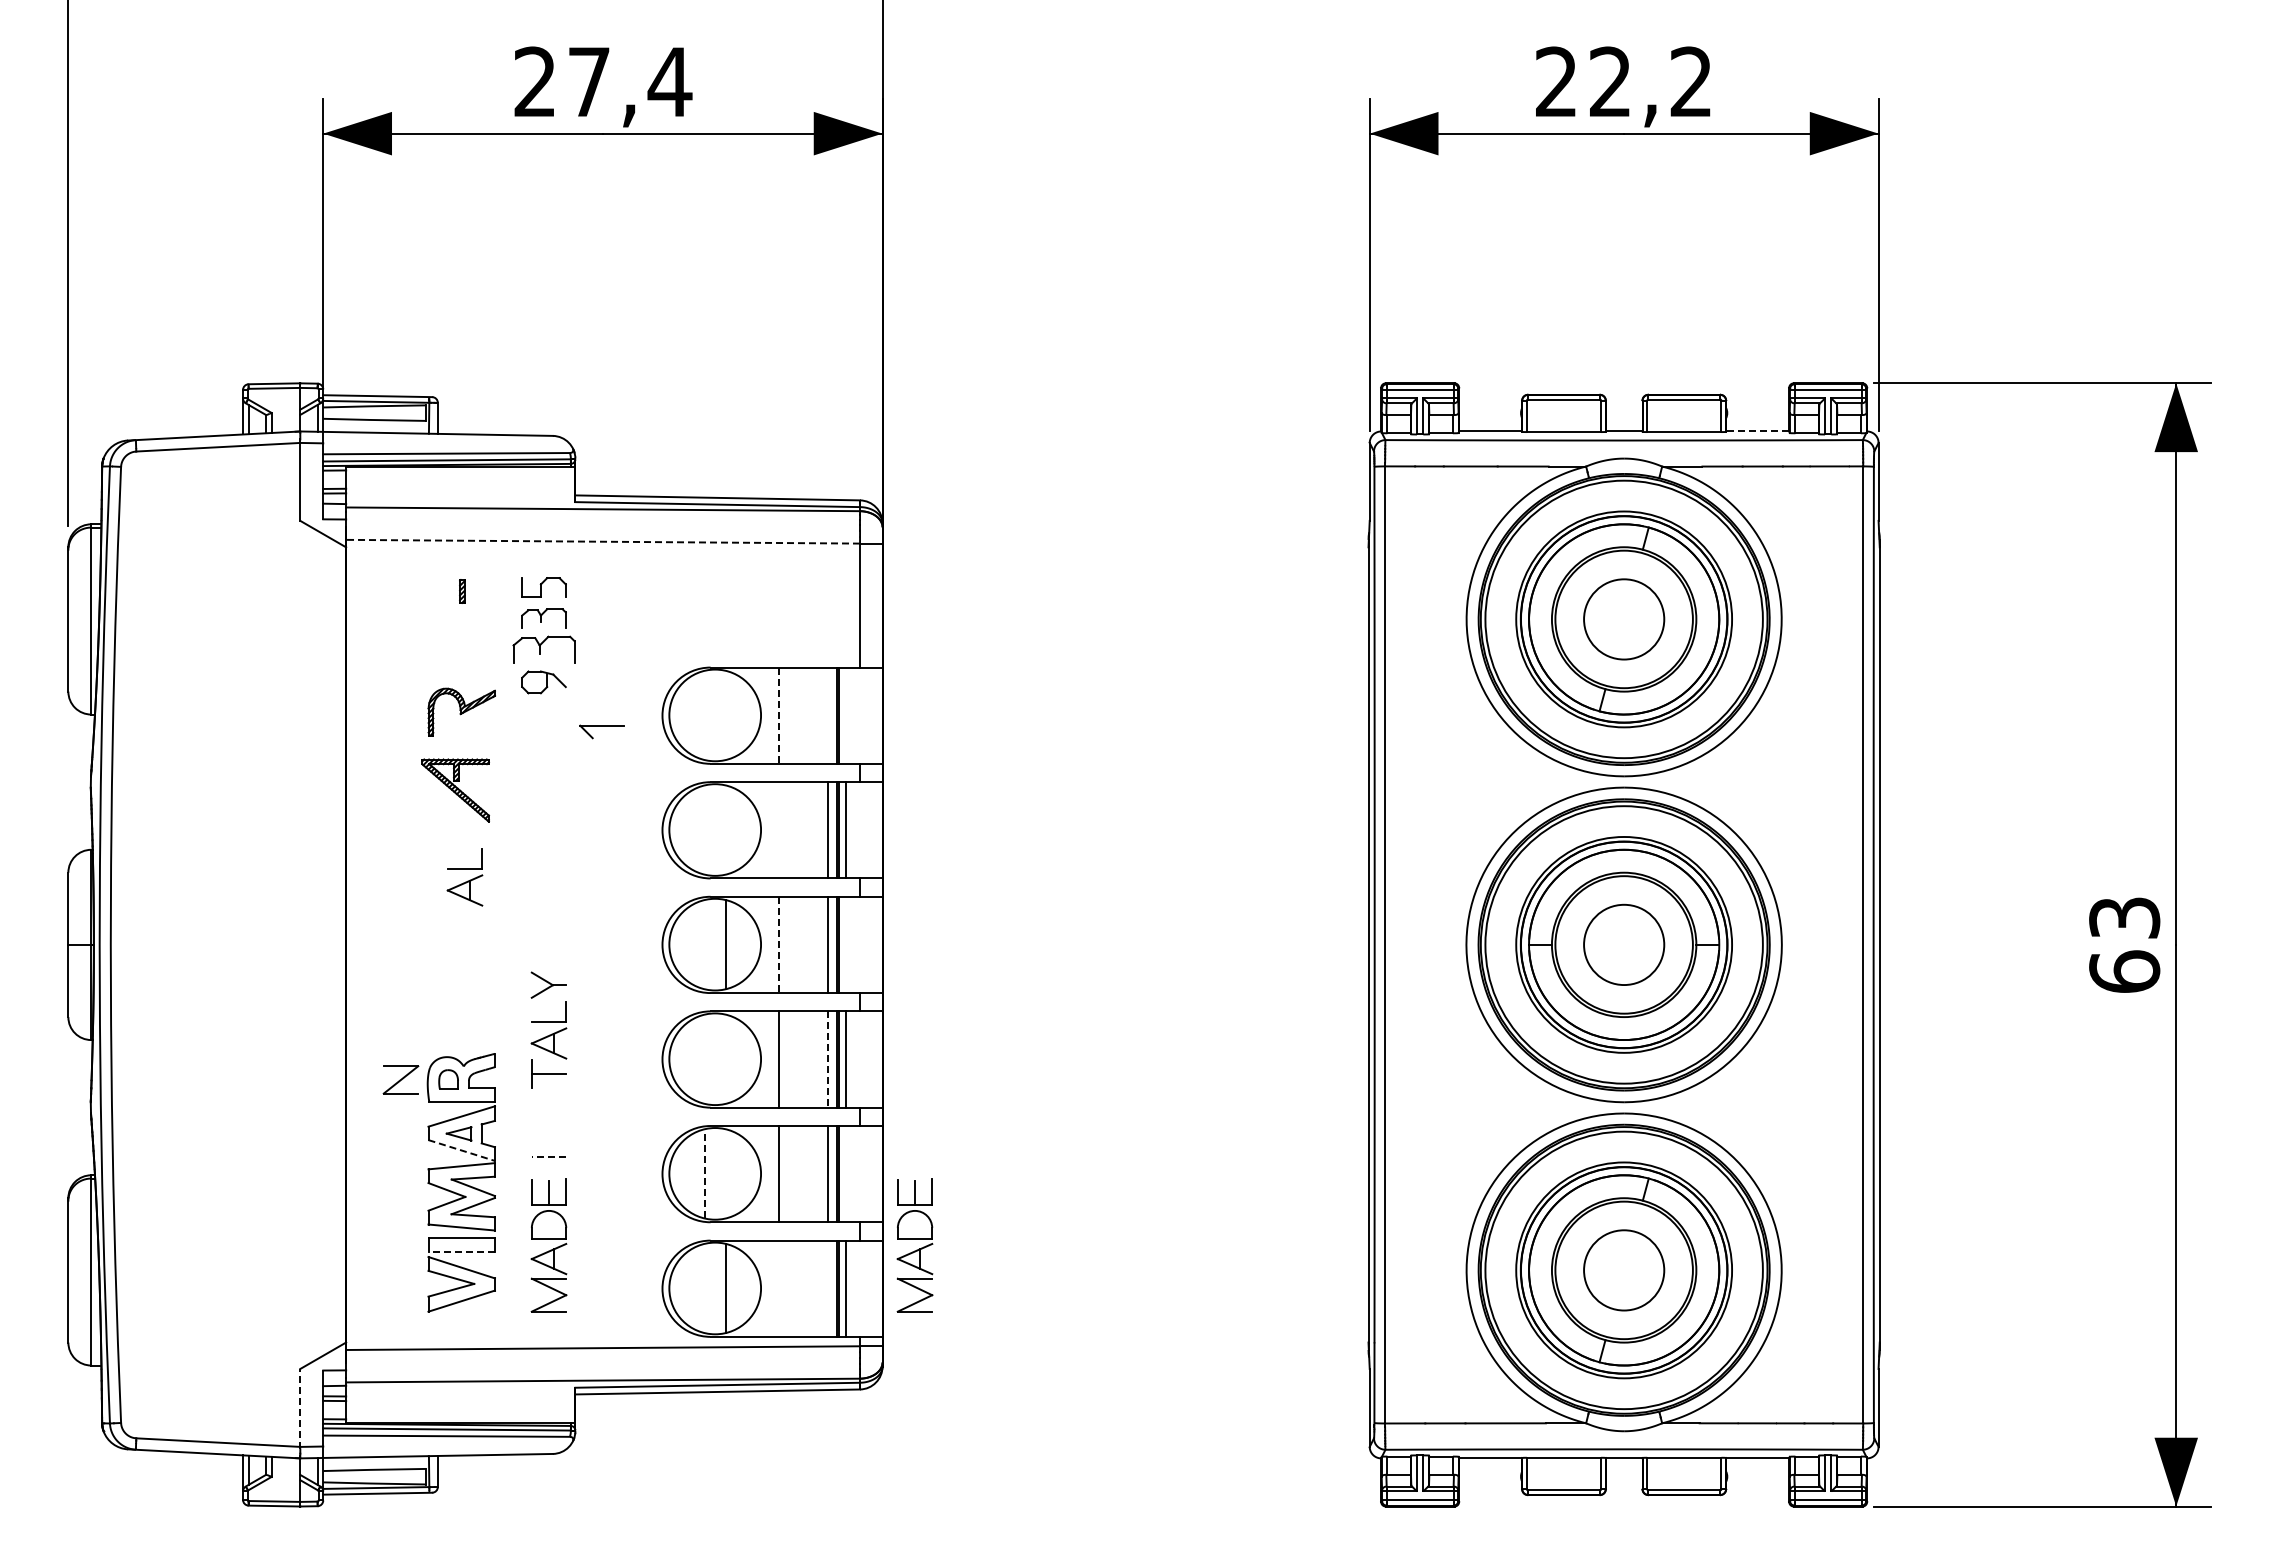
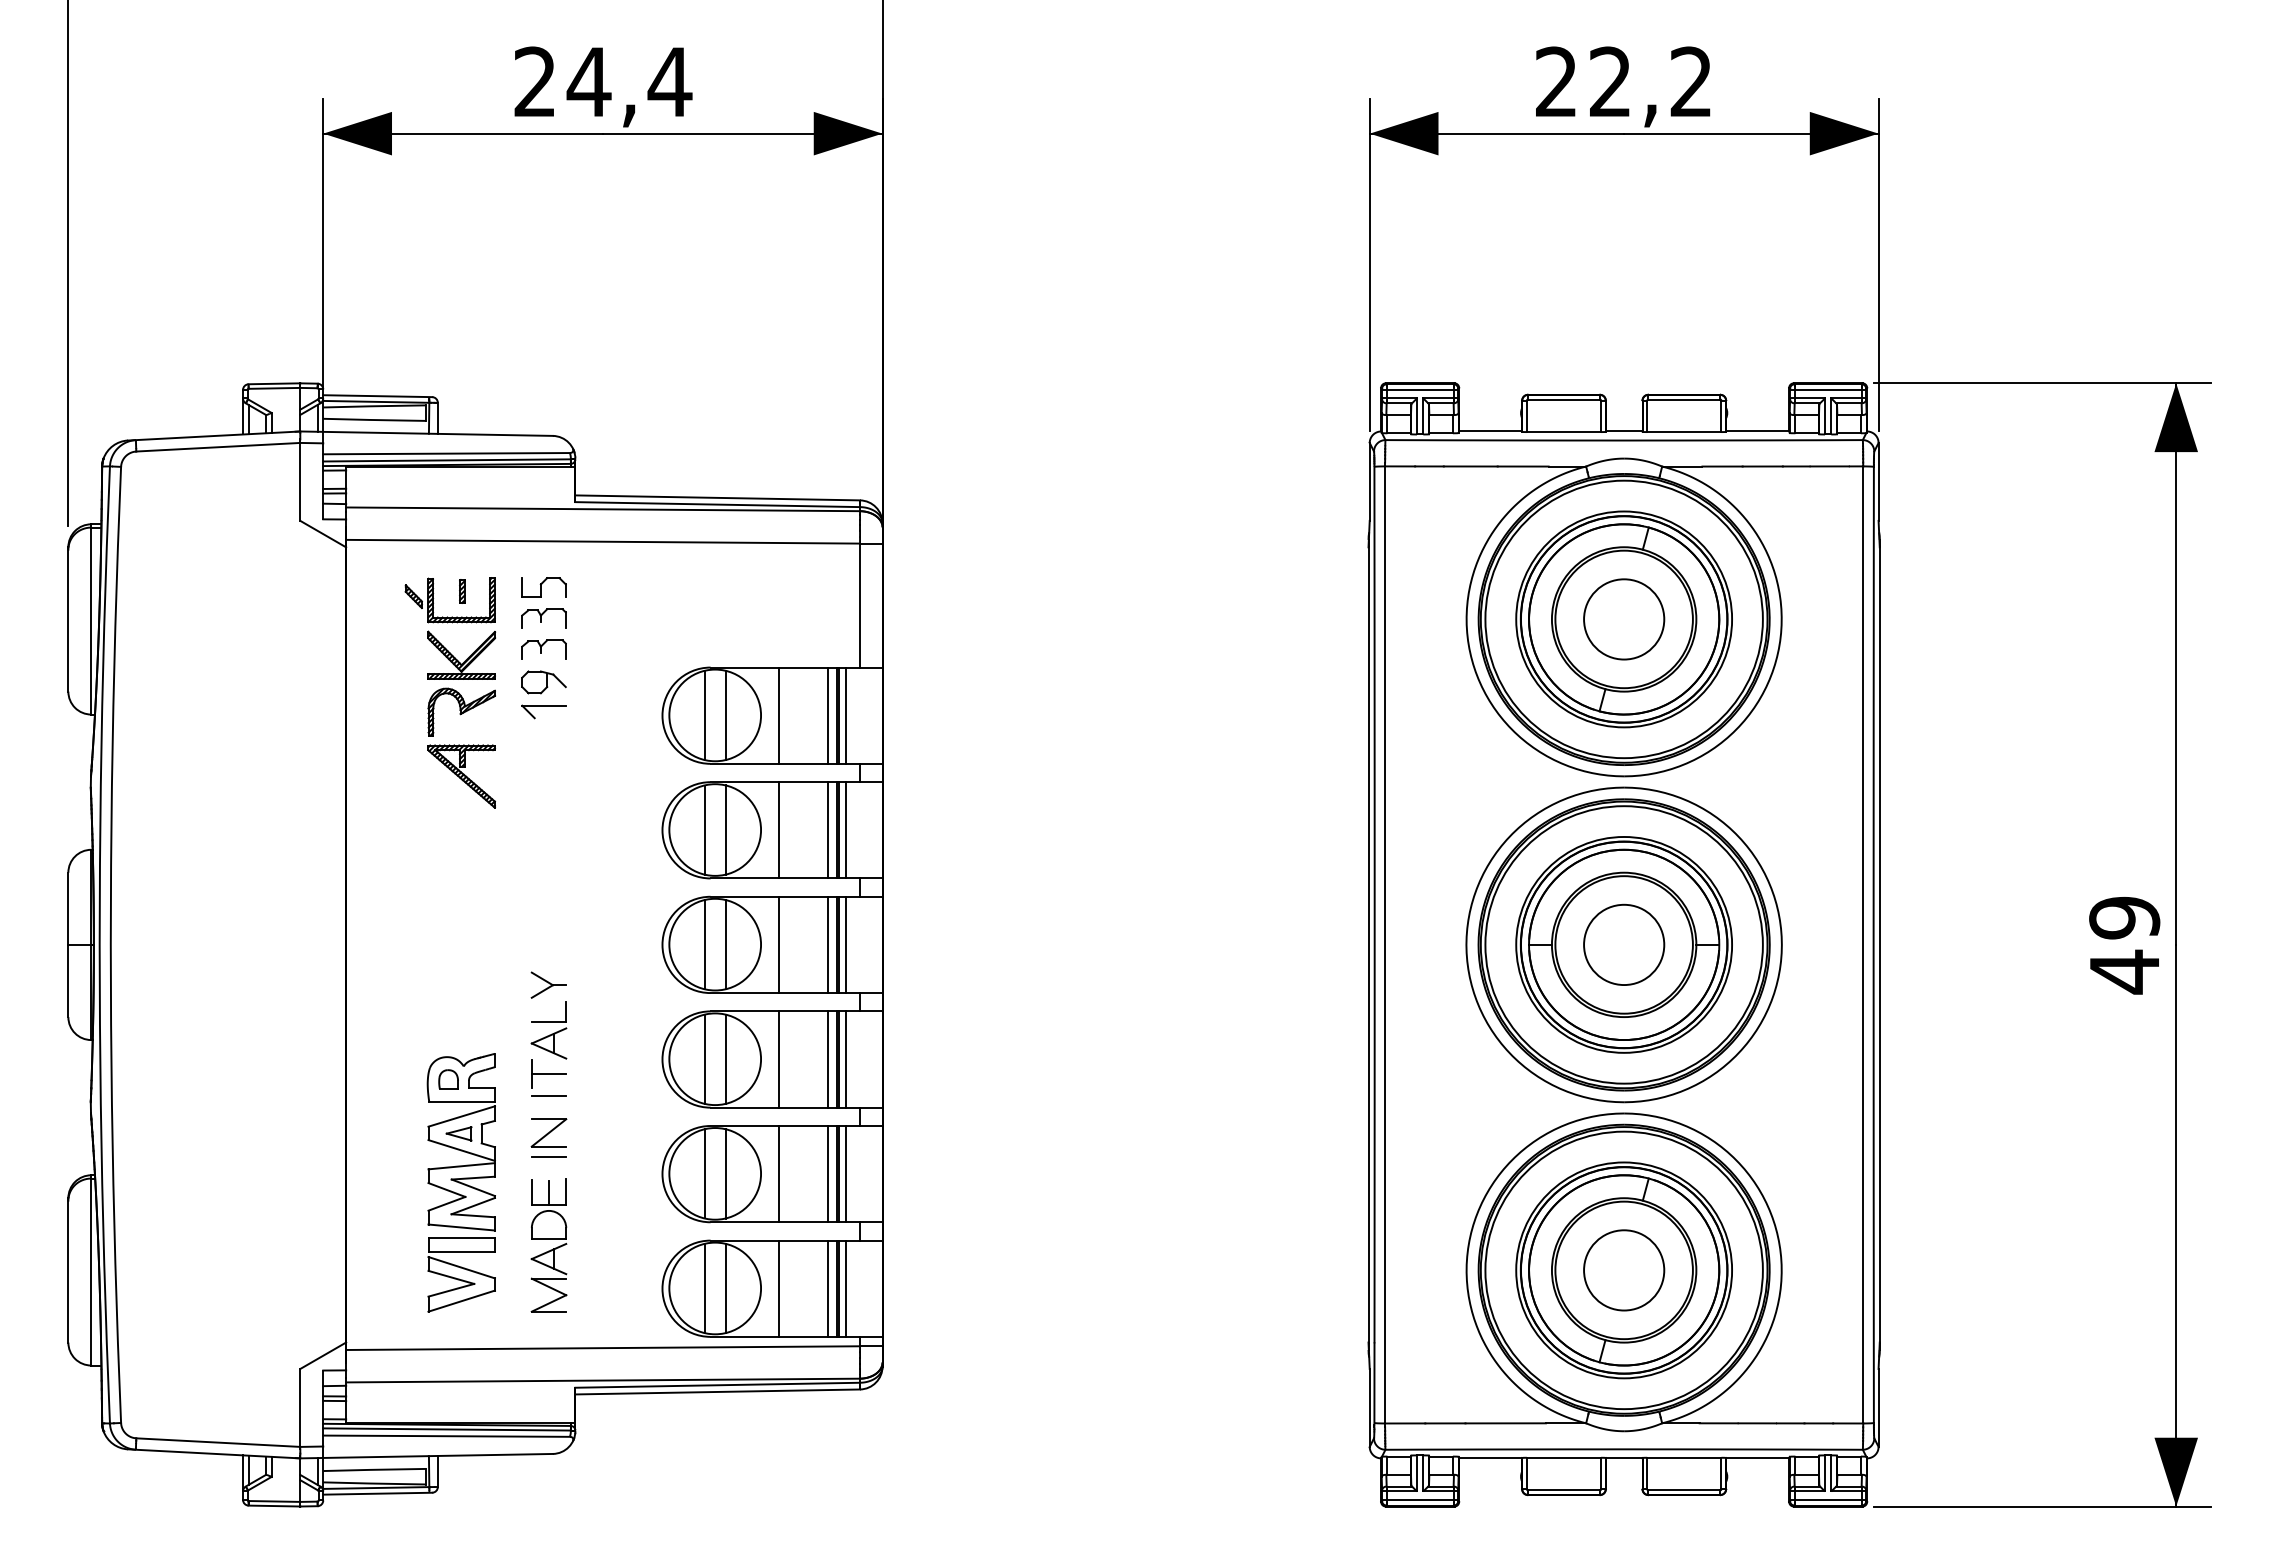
text: 27,4 -> 24,4 (588, 81)
line: dashed -> solid (1757, 431)
line: dashed -> solid (603, 541)
part: none -> present (450, 628)
part size: 64x29 px -> 46x21 px (543, 649)
line: none -> present (704, 714)
line: none -> present (725, 715)
line: none -> present (827, 715)
line: none -> present (845, 715)
line: dashed -> solid (779, 716)
part position: (601, 731) -> (543, 711) (543, 711)
part position: (455, 790) -> (461, 776) (461, 776)
line: none -> present (704, 829)
line: none -> present (725, 829)
line: none -> present (779, 830)
part: present -> none (464, 877)
line: none -> present (704, 944)
line: none -> present (845, 944)
line: dashed -> solid (779, 945)
text: 63 -> 49 (2124, 945)
line: none -> present (704, 1058)
line: none -> present (725, 1058)
line: dashed -> solid (827, 1060)
part position: (400, 1079) -> (548, 1132) (548, 1132)
line: none -> present (548, 1095)
line: dashed -> solid (461, 1150)
line: dashed -> solid (548, 1156)
line: dashed -> solid (704, 1173)
line: none -> present (725, 1173)
line: none -> present (845, 1174)
part: present -> none (914, 1245)
line: dashed -> solid (461, 1251)
line: none -> present (704, 1287)
line: none -> present (779, 1288)
line: none -> present (827, 1288)
line: dashed -> solid (300, 1408)
